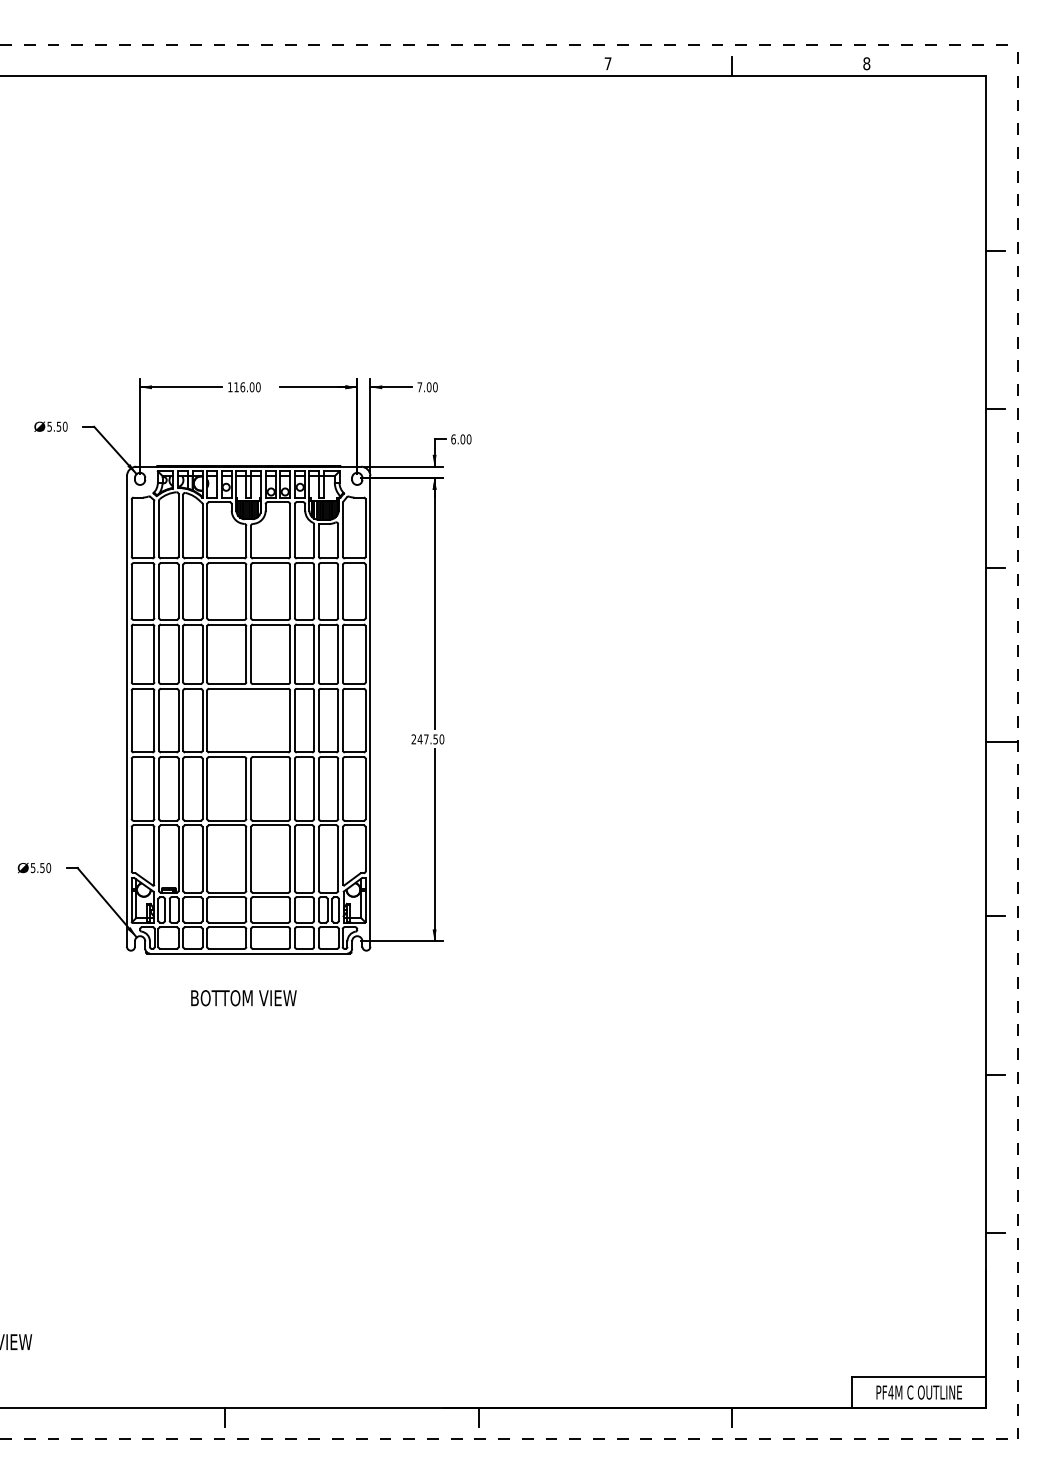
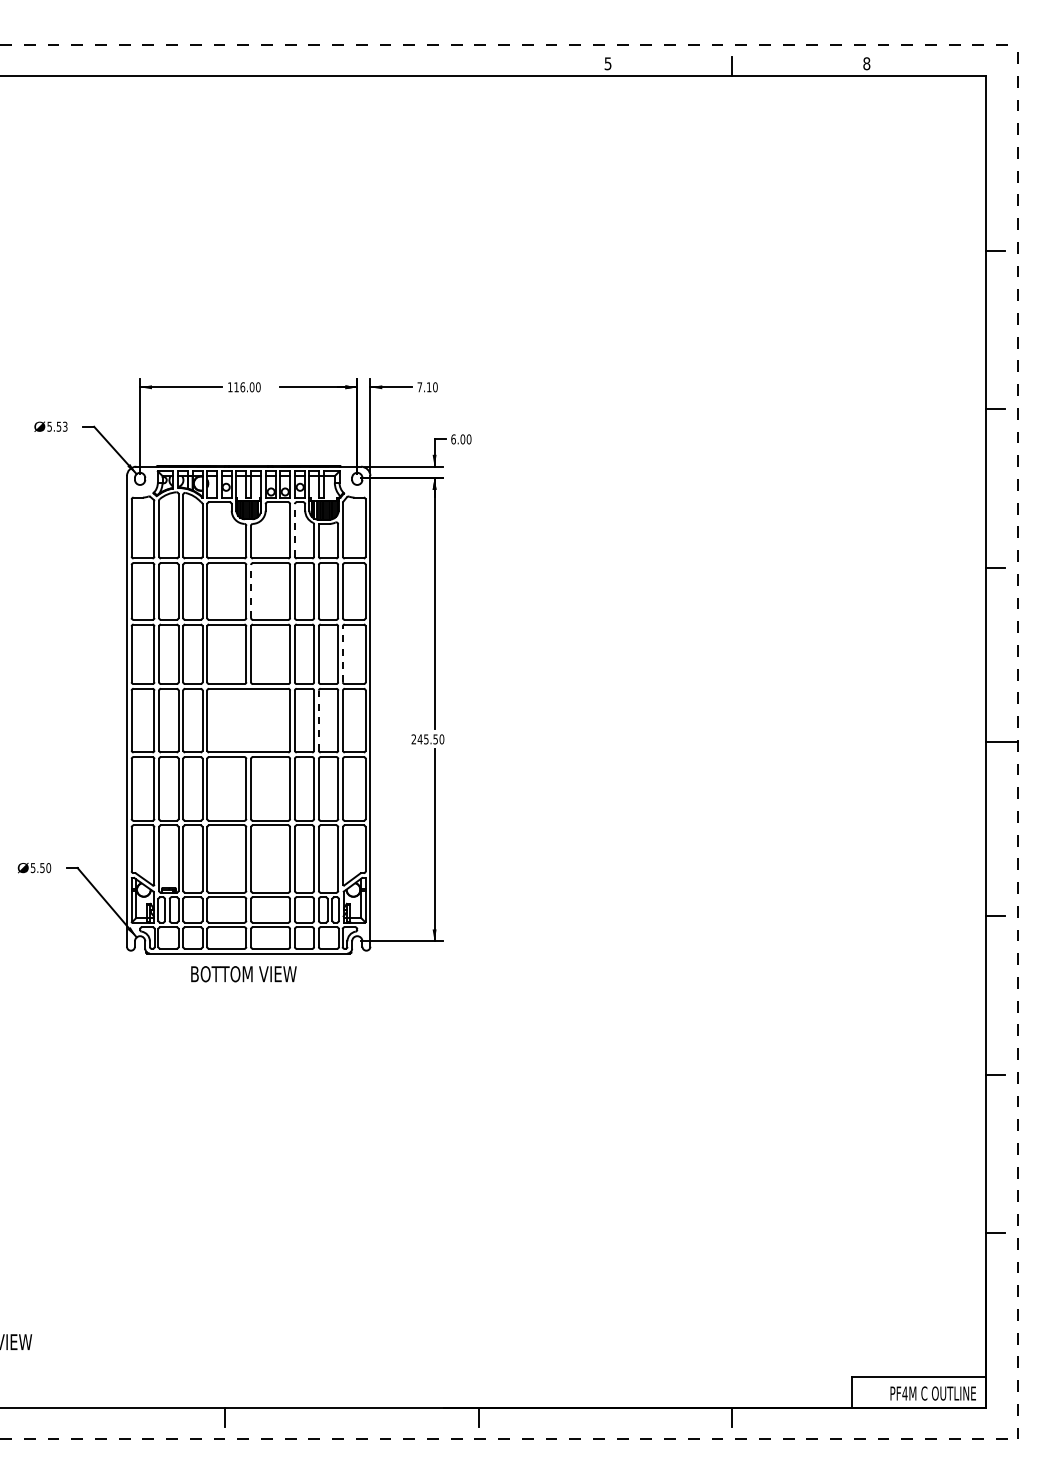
text: 7 -> 5 (607, 63)
text: 7.00 -> 7.10 (428, 387)
text: 5.50 -> 5.53 (64, 426)
line: solid -> dashed (294, 529)
line: solid -> dashed (251, 591)
line: solid -> dashed (342, 654)
line: solid -> dashed (318, 720)
text: 247.50 -> 245.50 (426, 739)
text position: (243, 998) -> (243, 974) (243, 974)
text position: (918, 1392) -> (932, 1393) (932, 1393)
